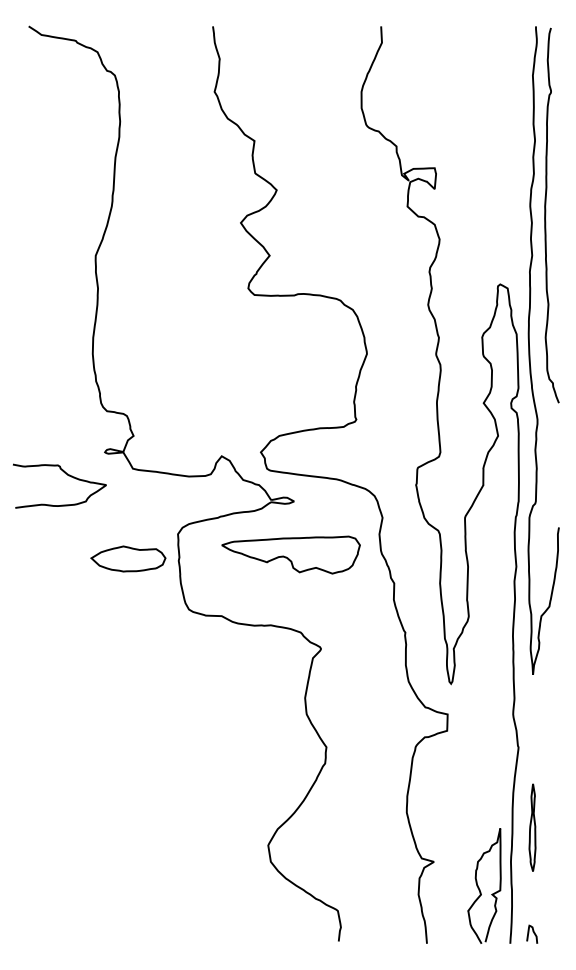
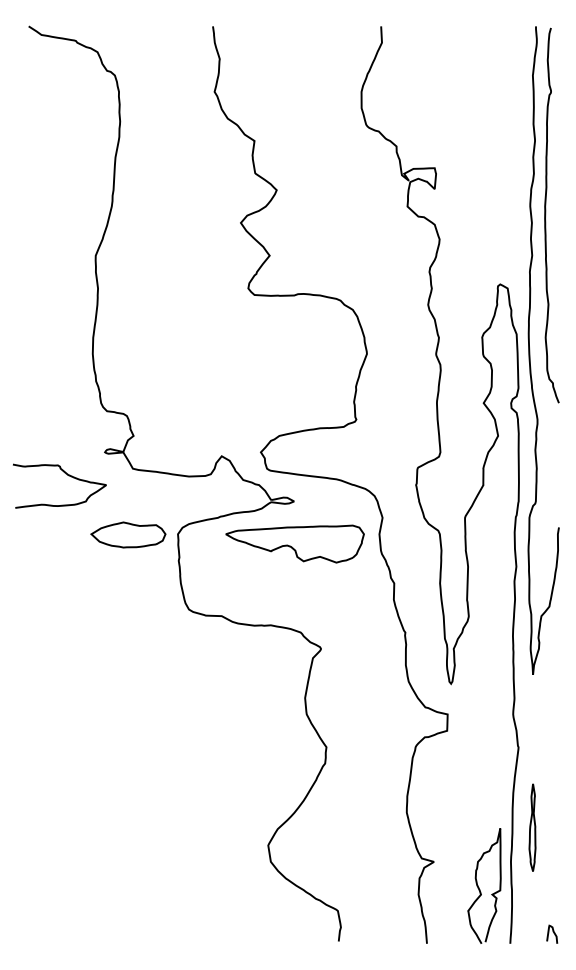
part position: (290, 554) -> (294, 543) (294, 543)
part position: (128, 558) -> (128, 534) (128, 534)
curve position: (533, 933) -> (553, 933) (553, 933)
